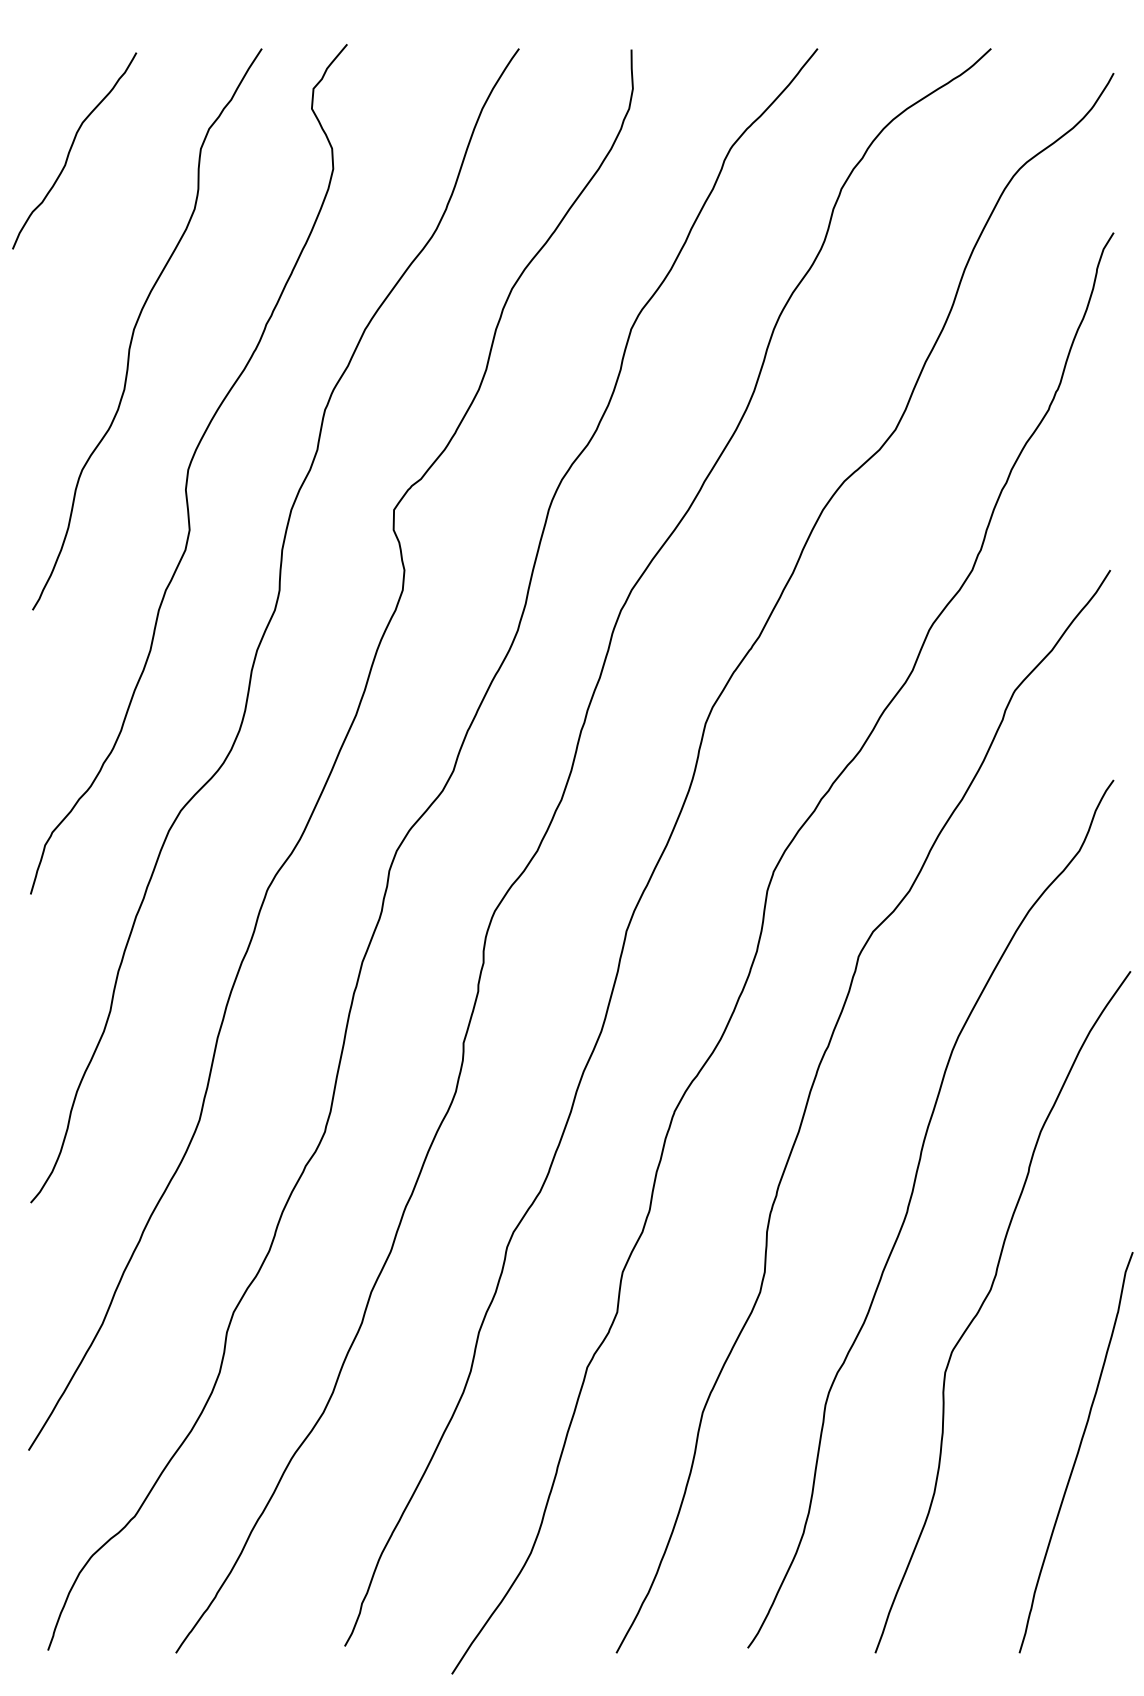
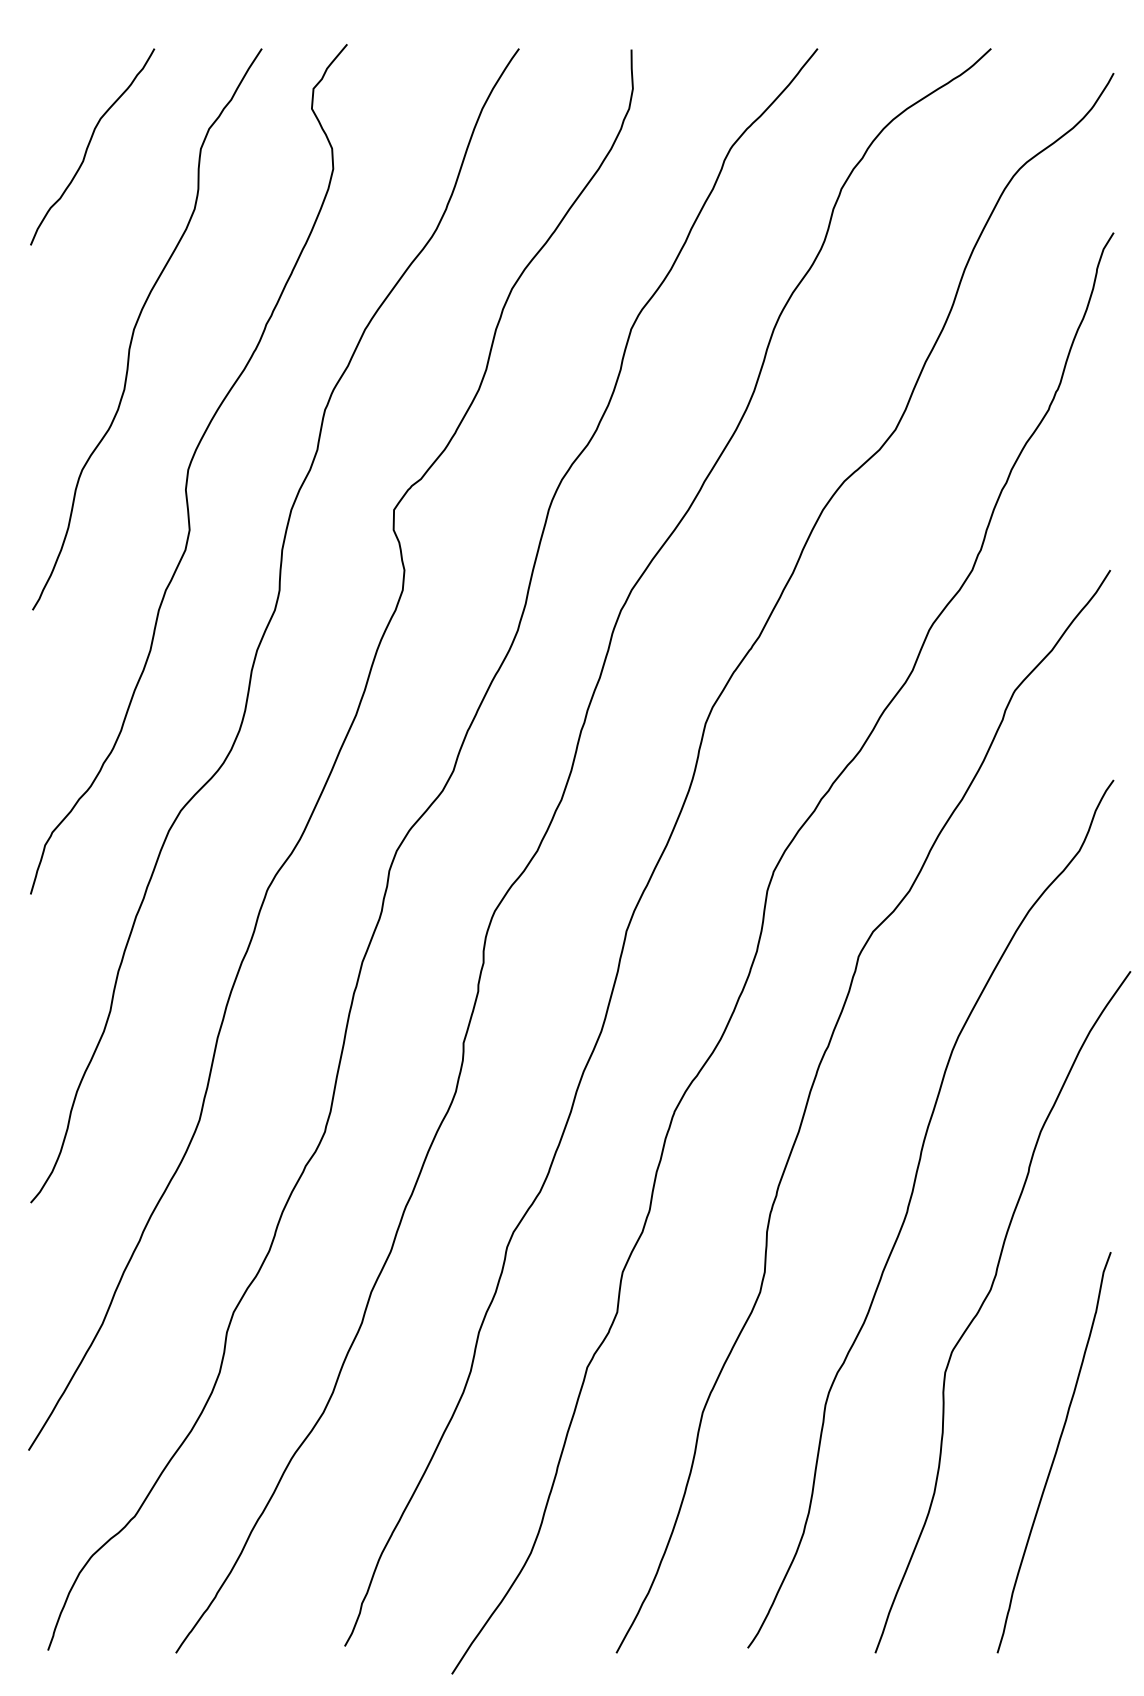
curve position: (71, 149) -> (89, 145) (89, 145)
curve position: (1076, 1453) -> (1054, 1453) (1054, 1453)
